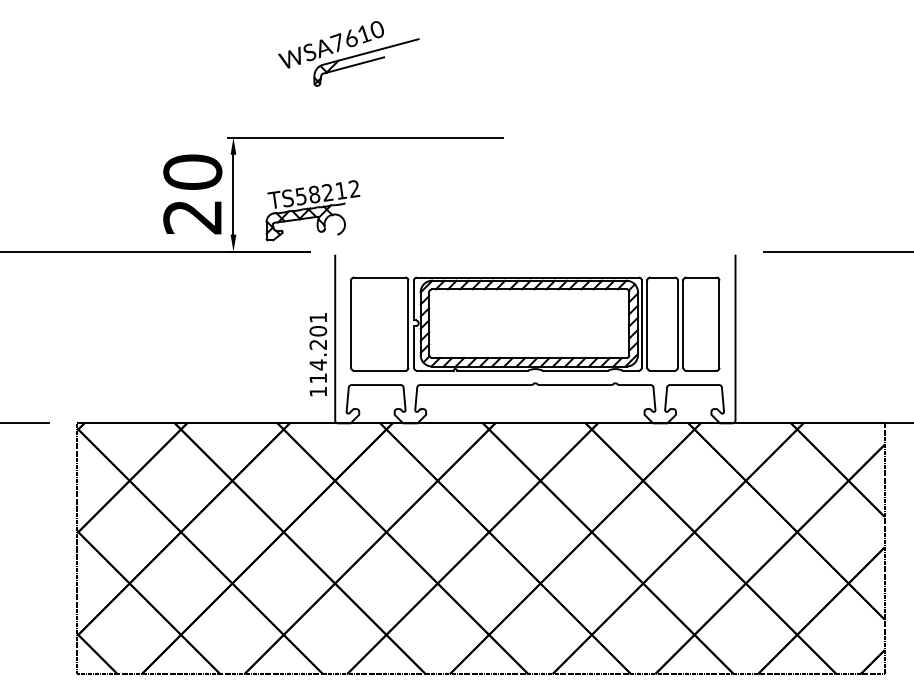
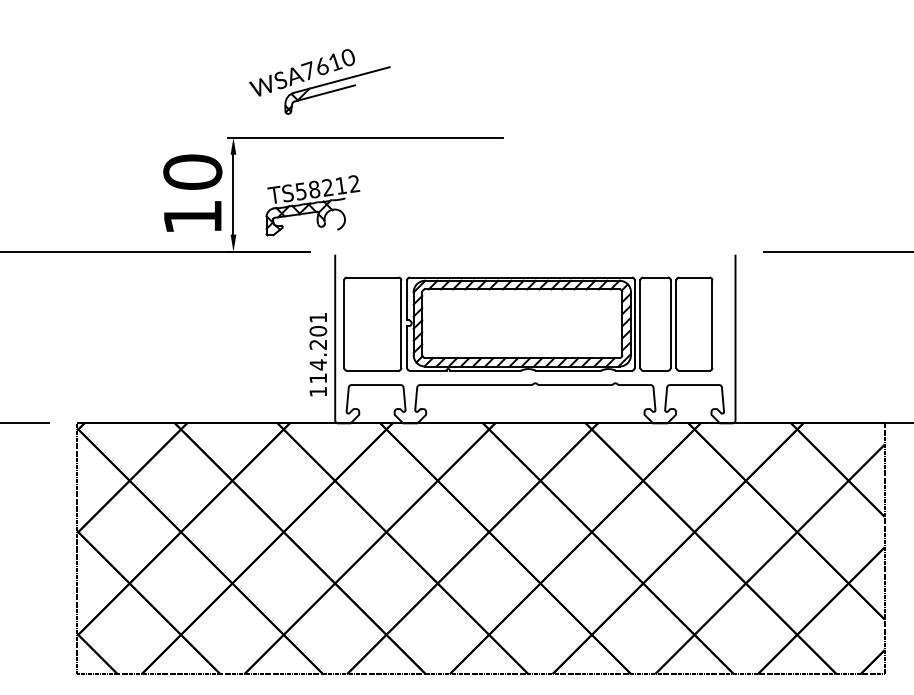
part position: (348, 53) -> (319, 81) (319, 81)
part position: (312, 210) -> (312, 205) (312, 205)
text: 20 -> 10 (192, 217)
part position: (535, 323) -> (528, 323) (528, 323)
